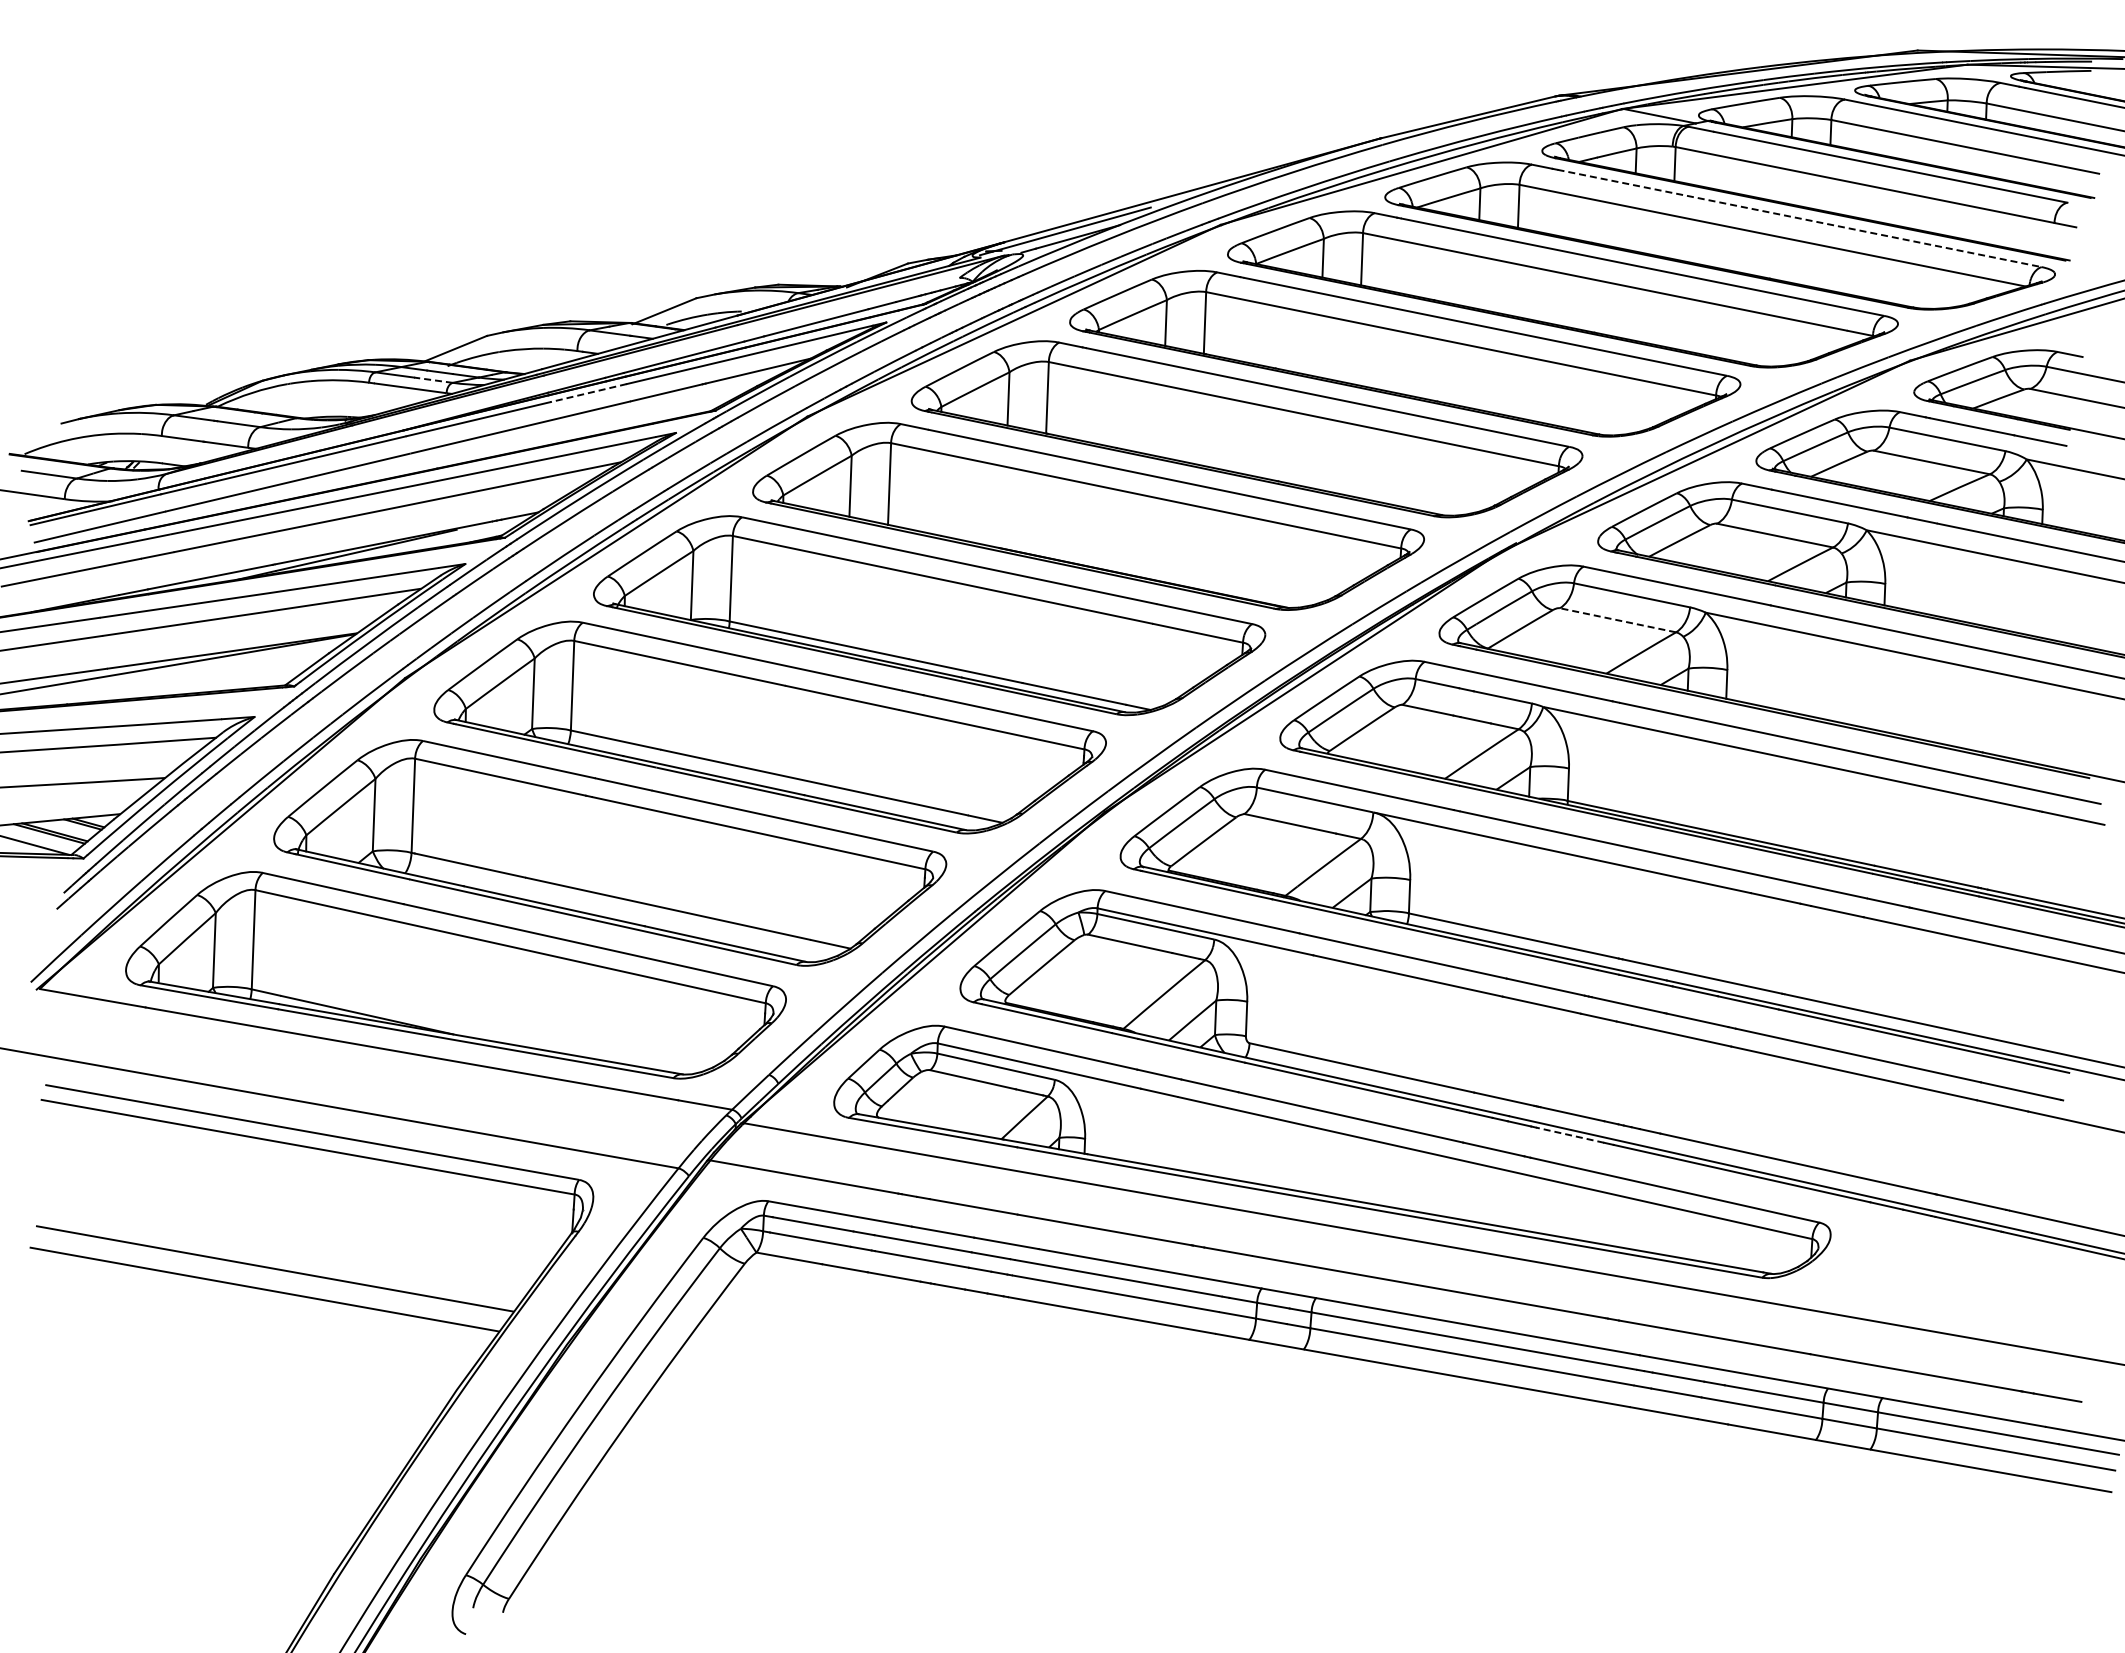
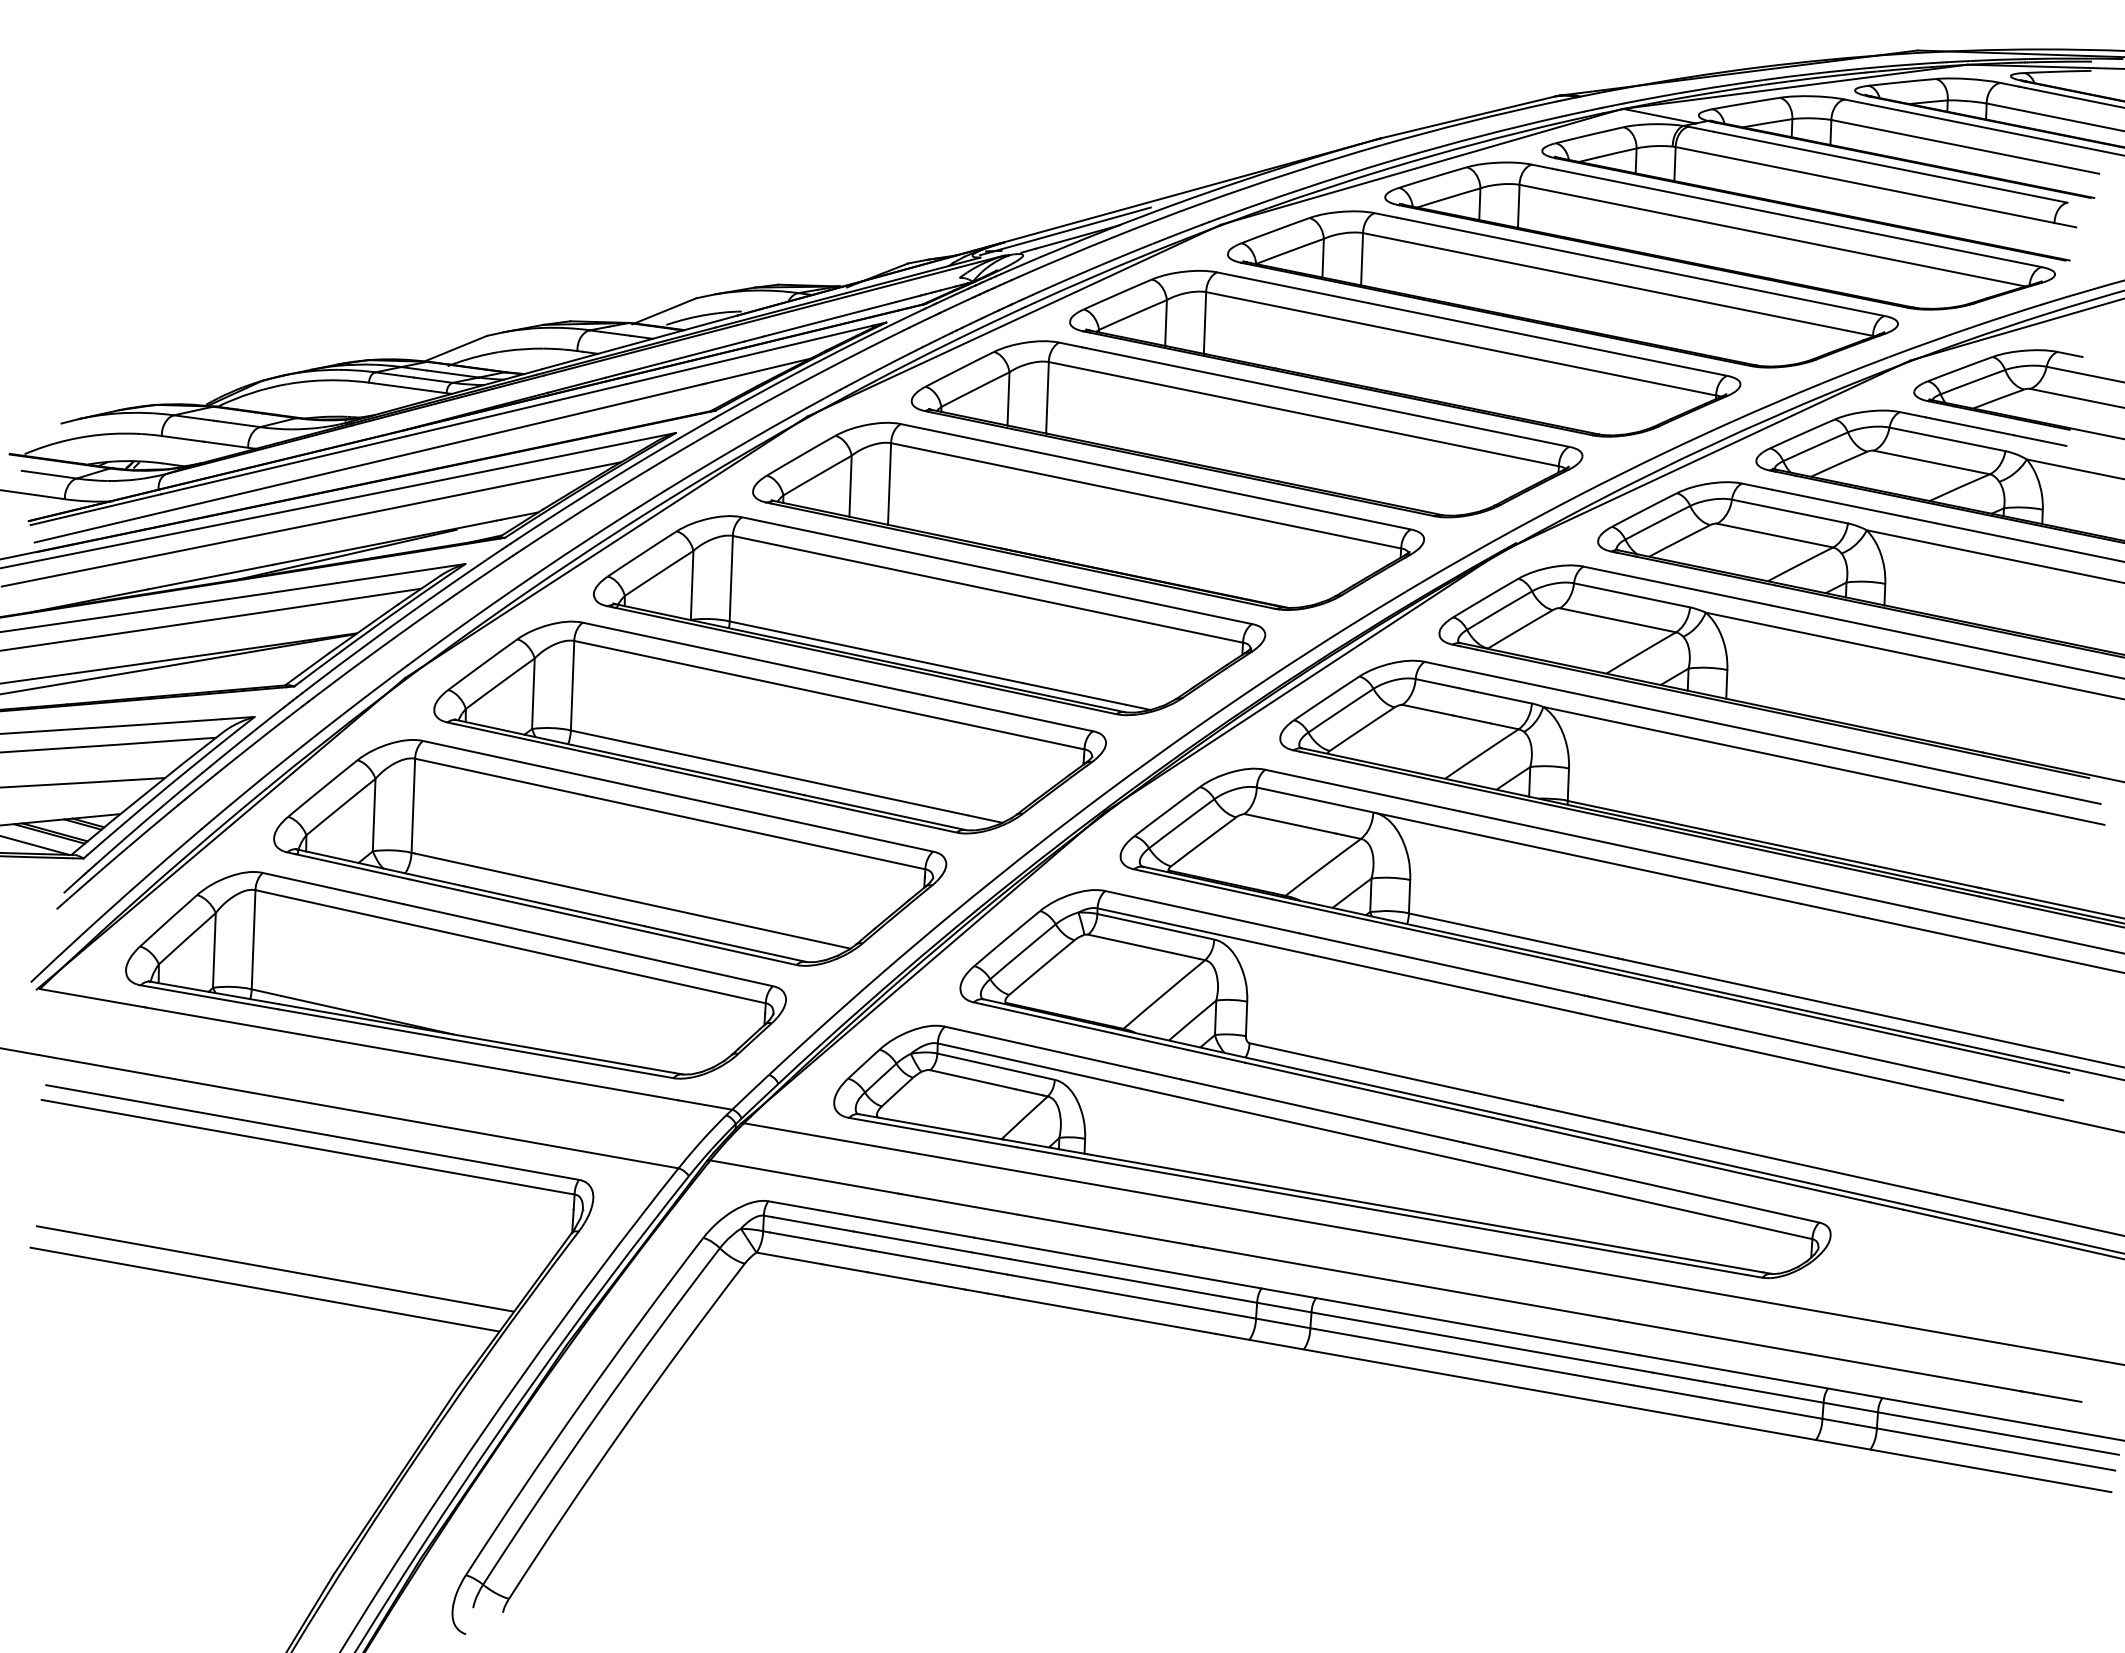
line: dashed -> solid (1799, 218)
line: dashed -> solid (433, 380)
line: dashed -> solid (588, 393)
line: dashed -> solid (1617, 620)
line: dashed -> solid (1570, 1135)
